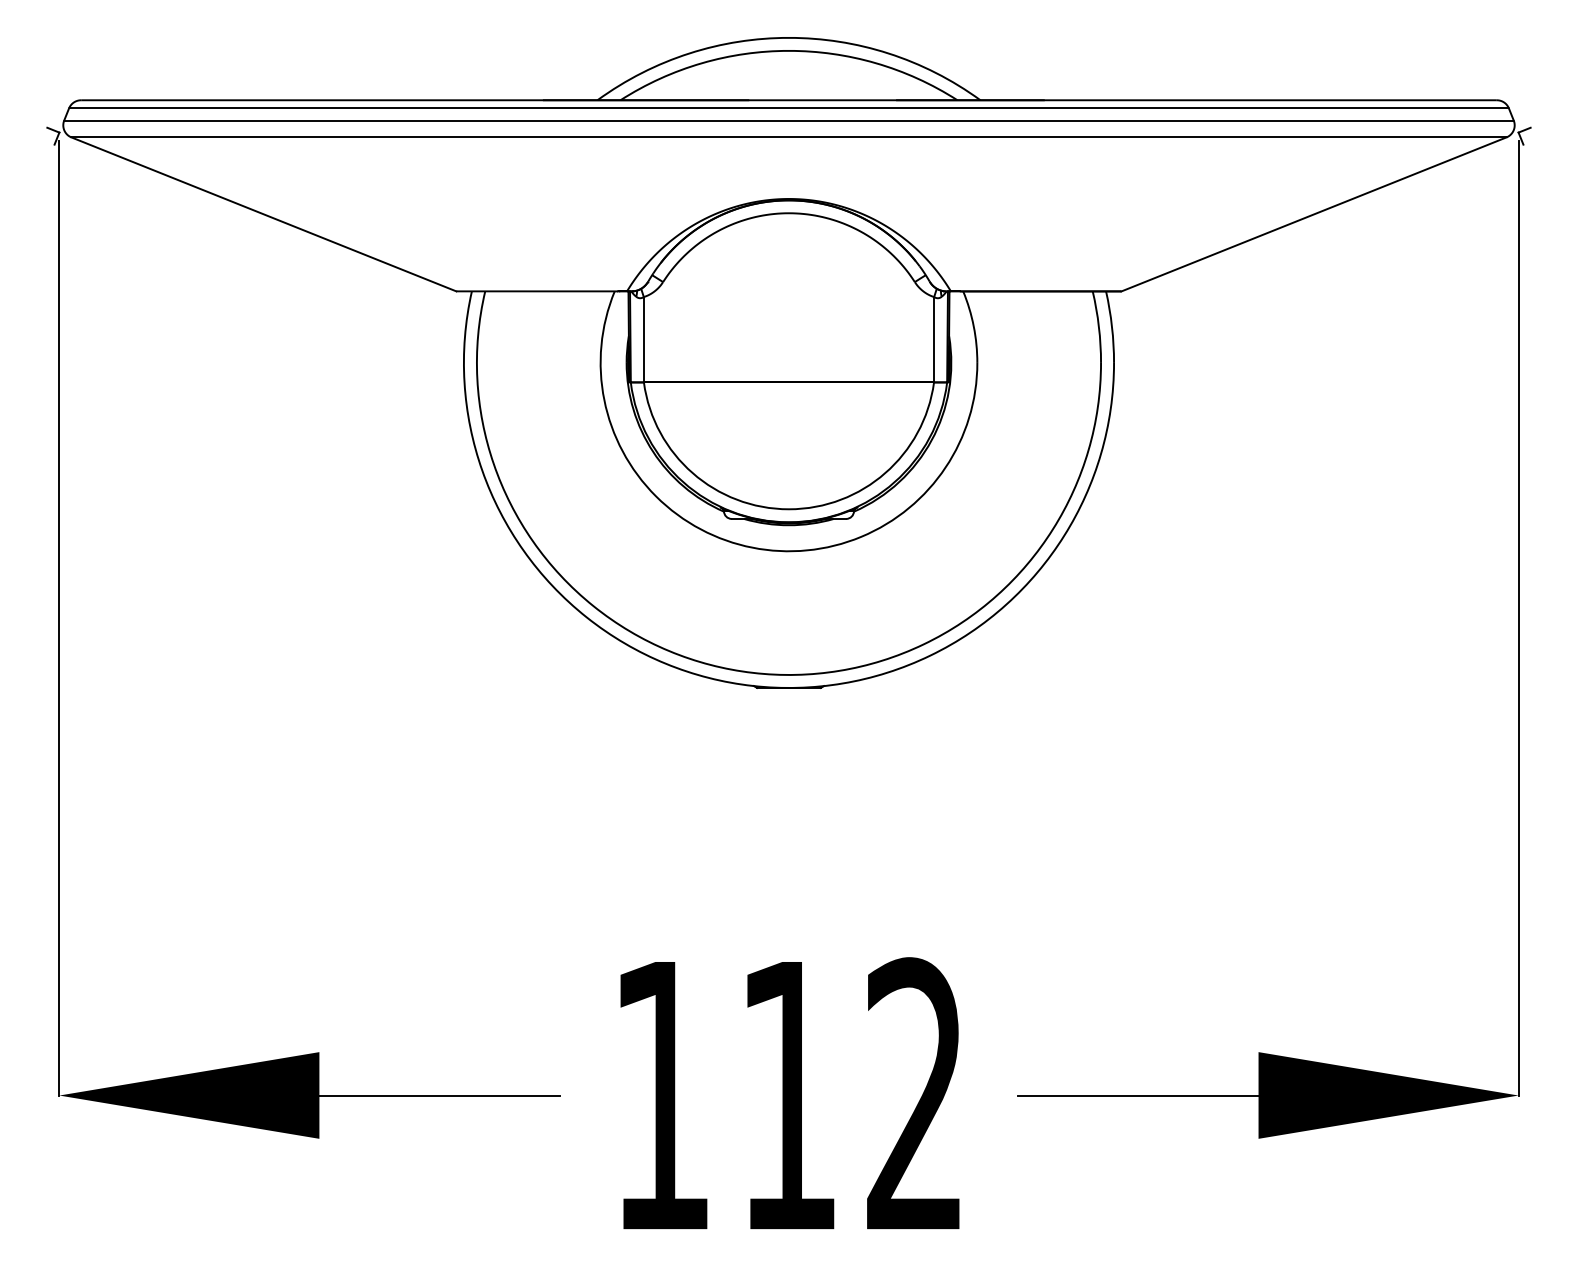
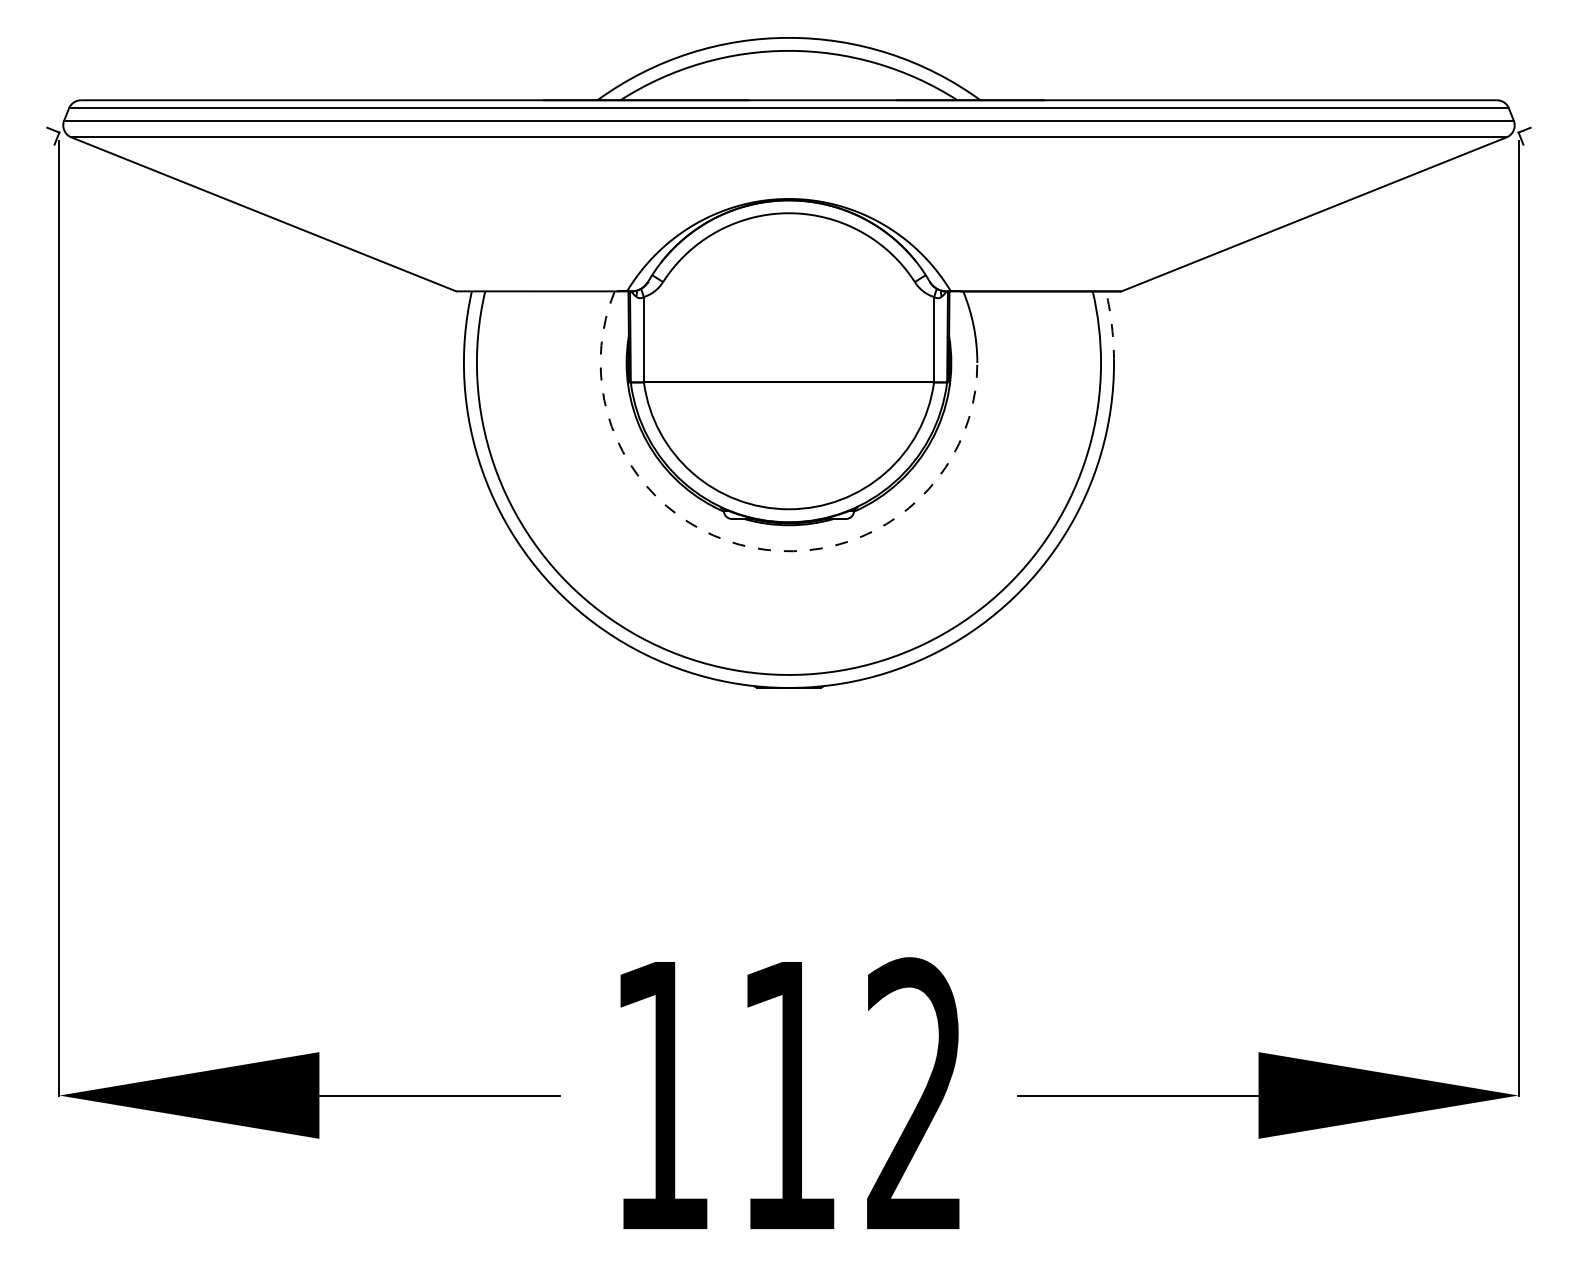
arc: solid -> dashed (1112, 326)
arc: solid -> dashed (752, 547)
